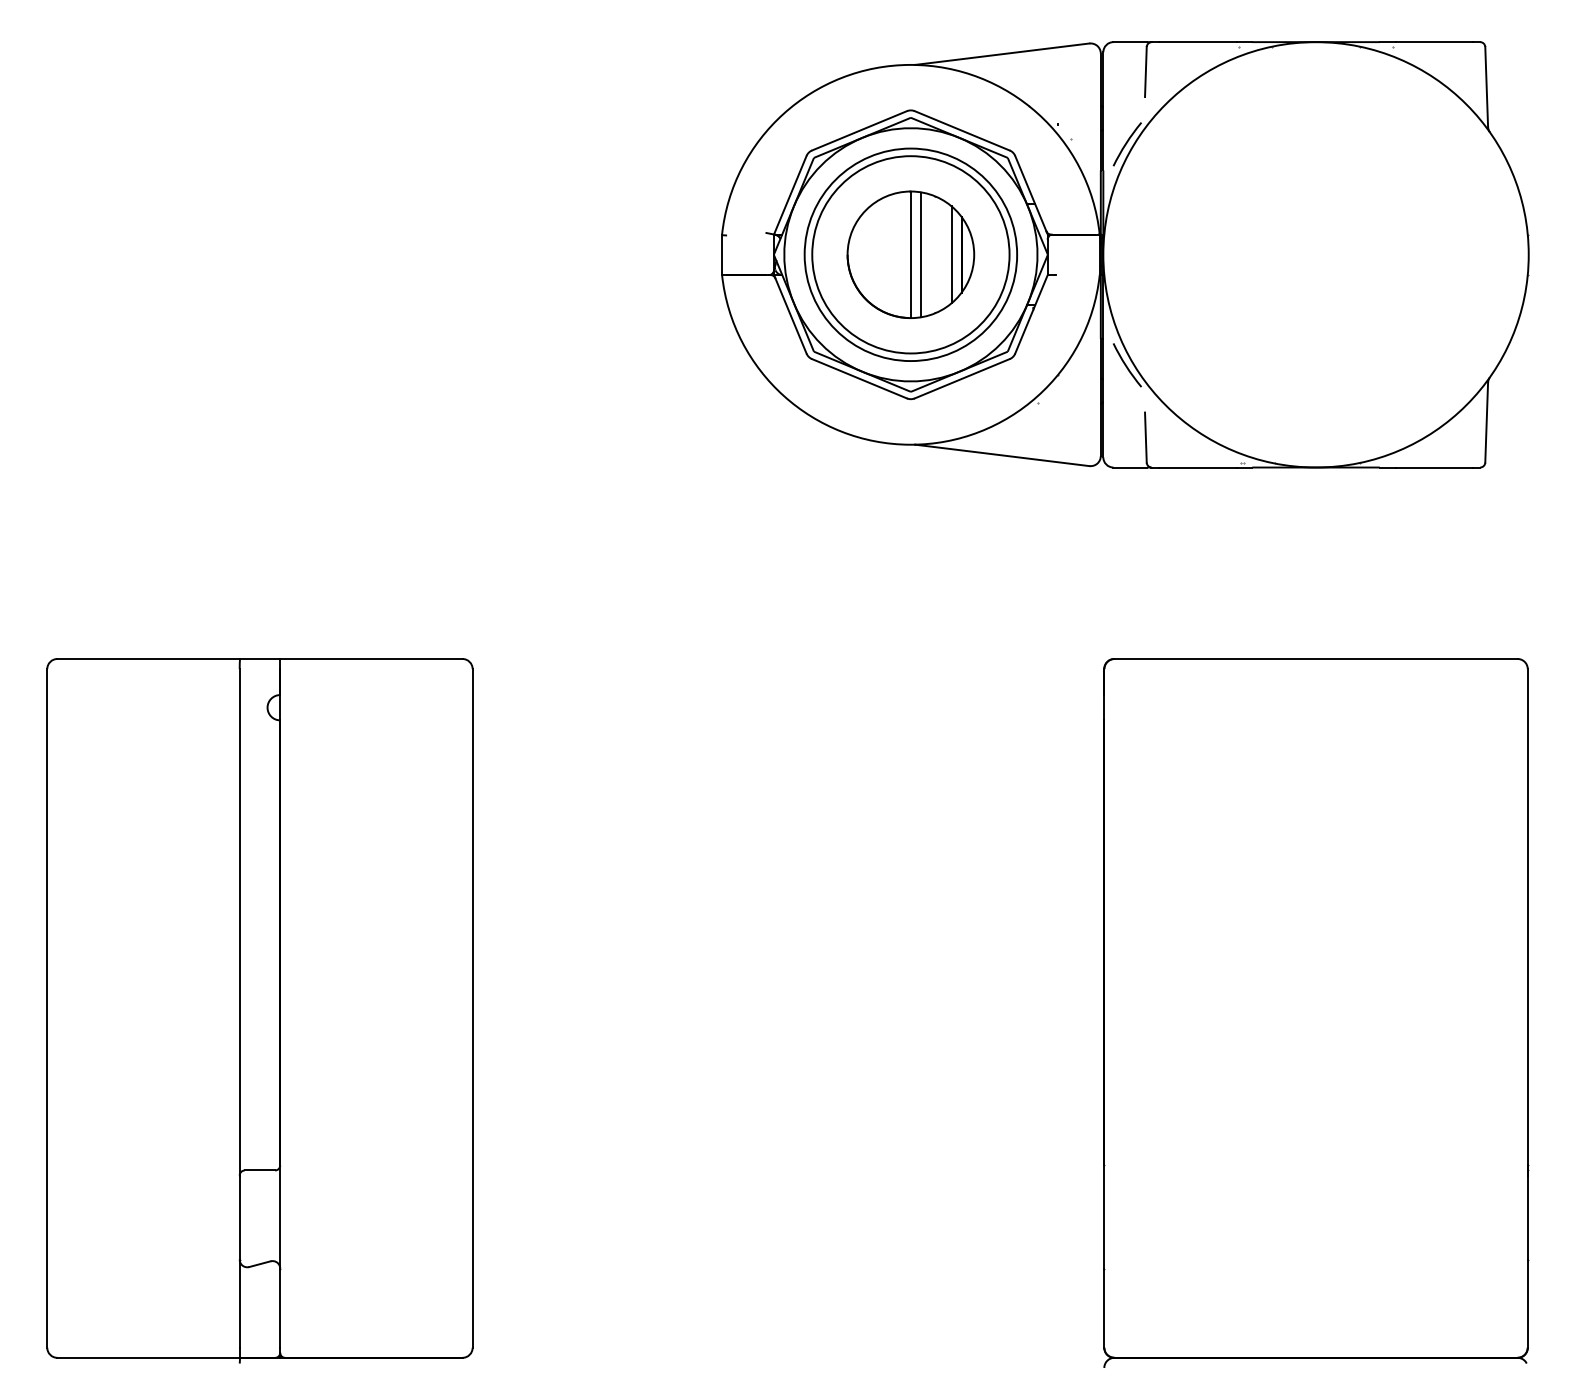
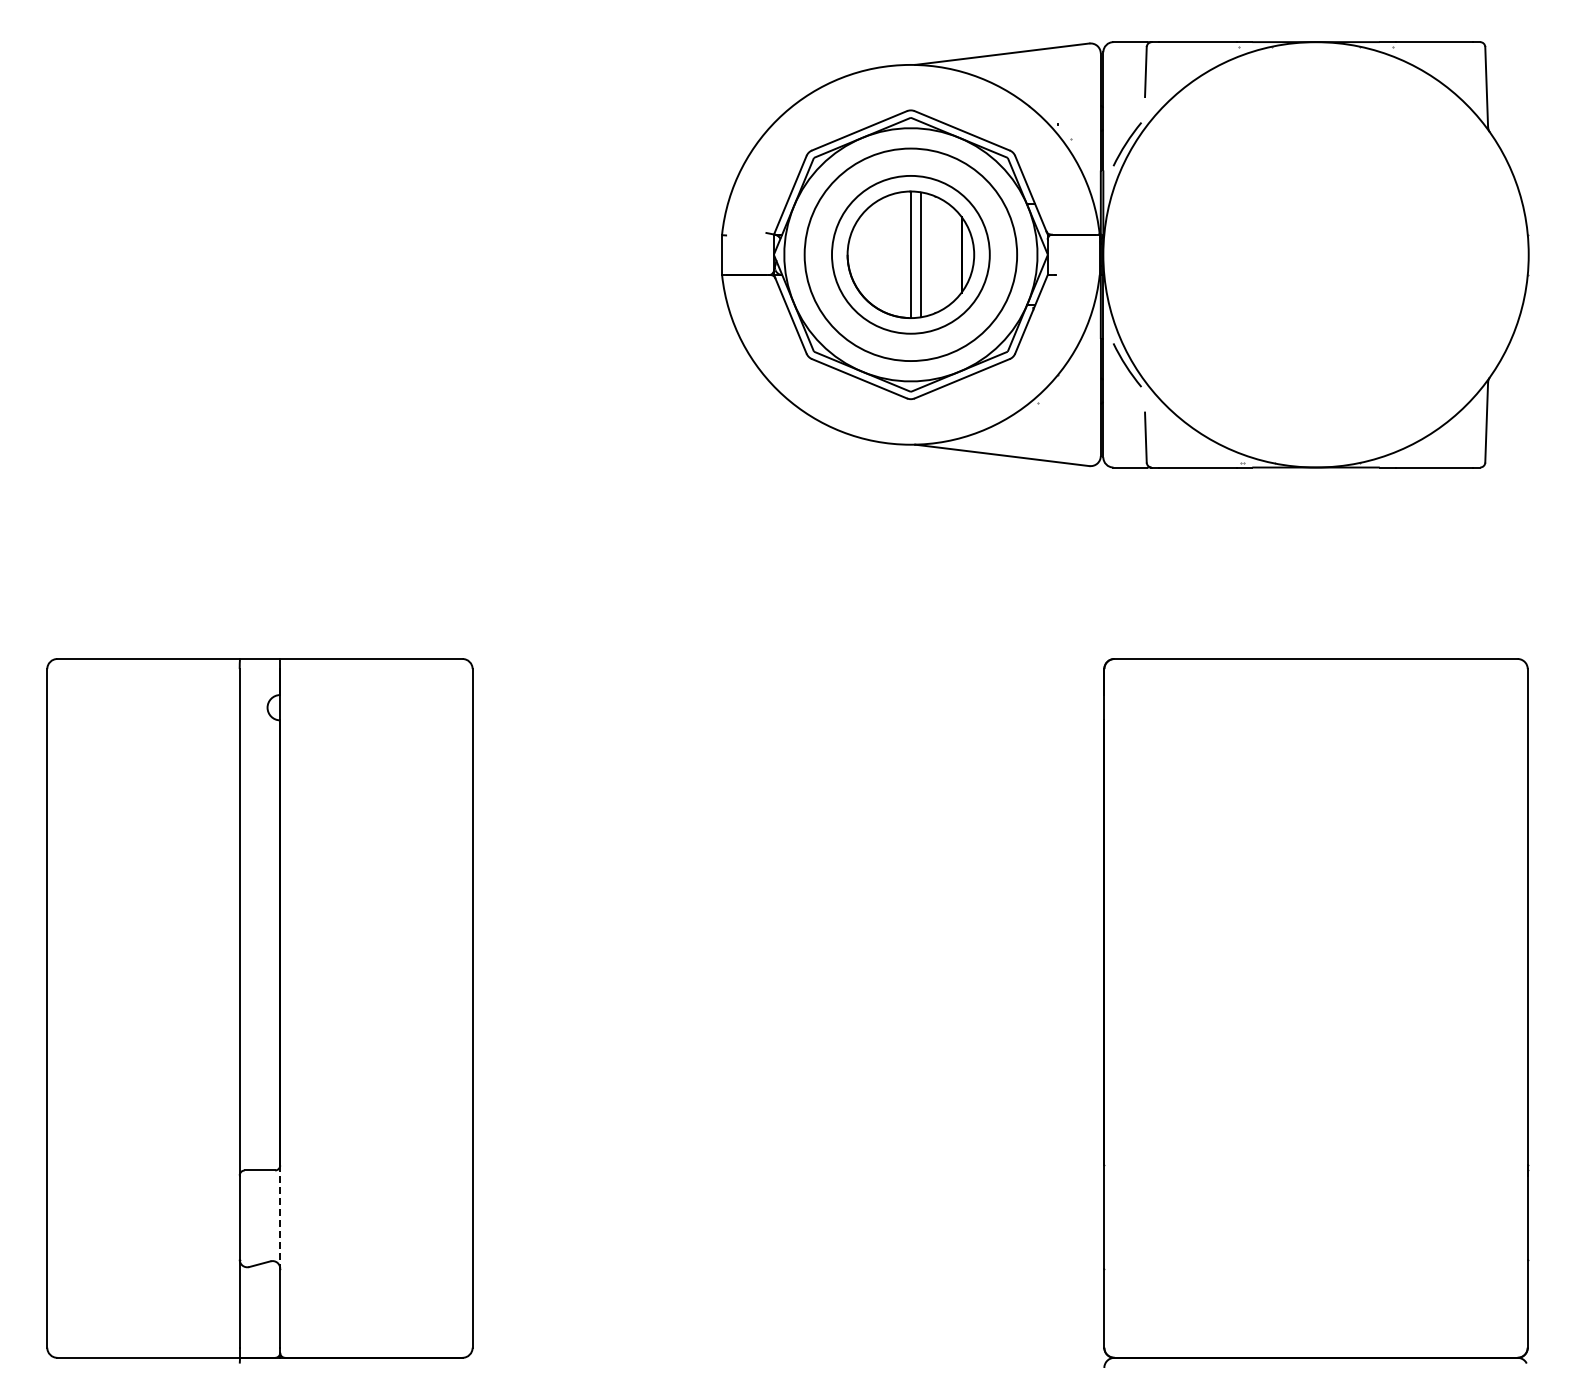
circle diameter: 197 px -> 158 px (910, 254)
line: present -> none (951, 254)
line: solid -> dashed (280, 1217)
